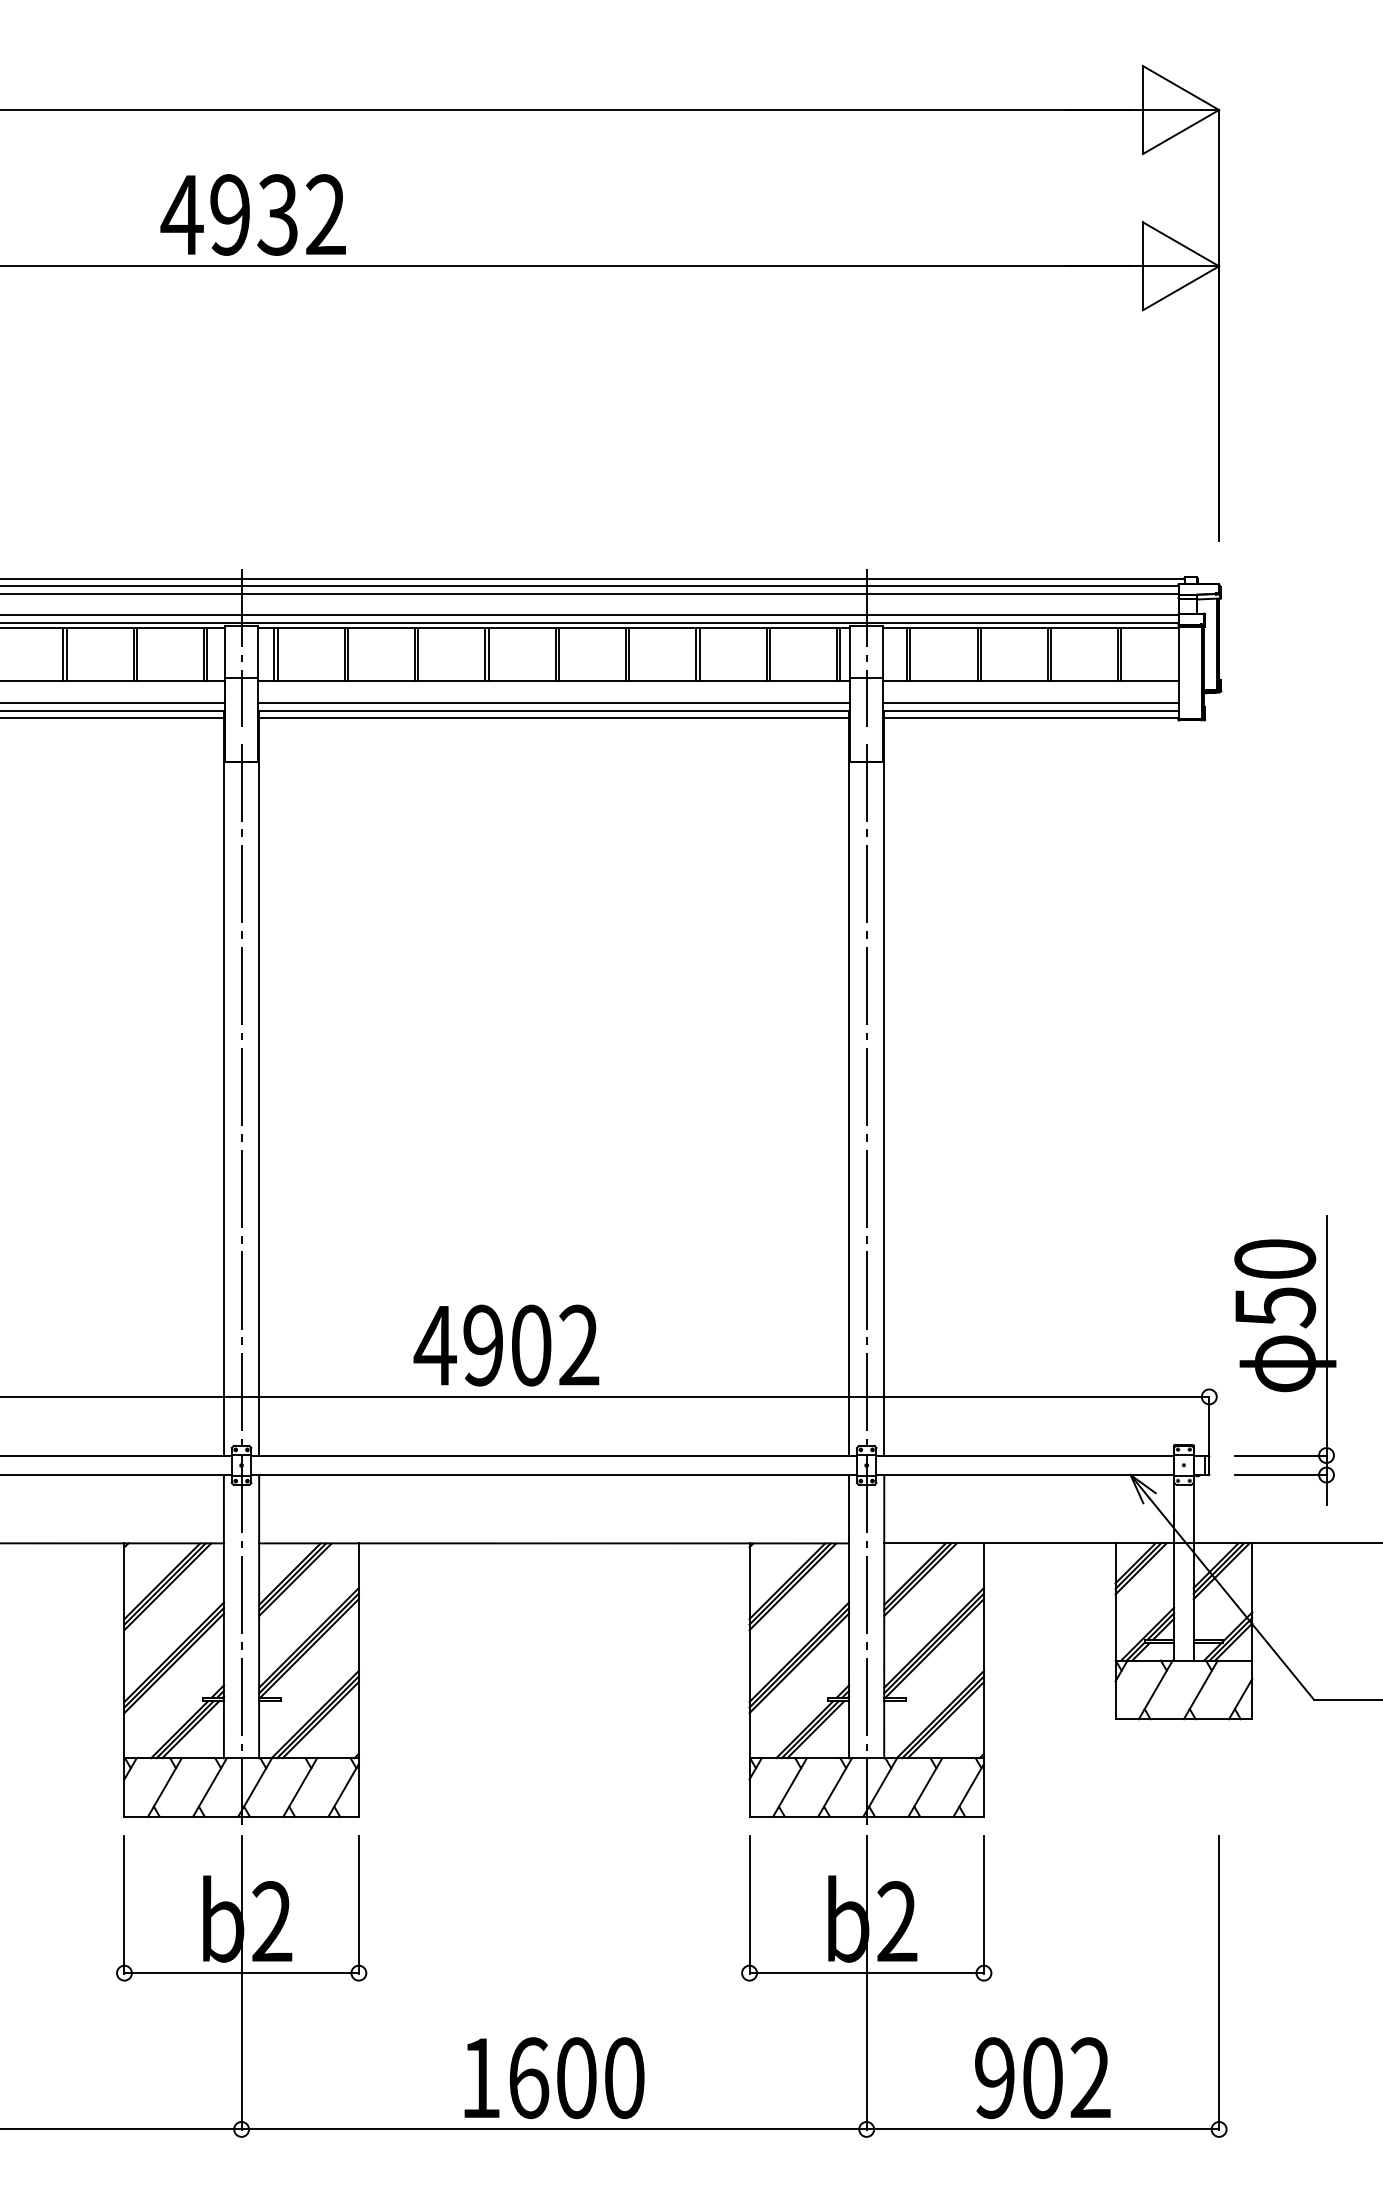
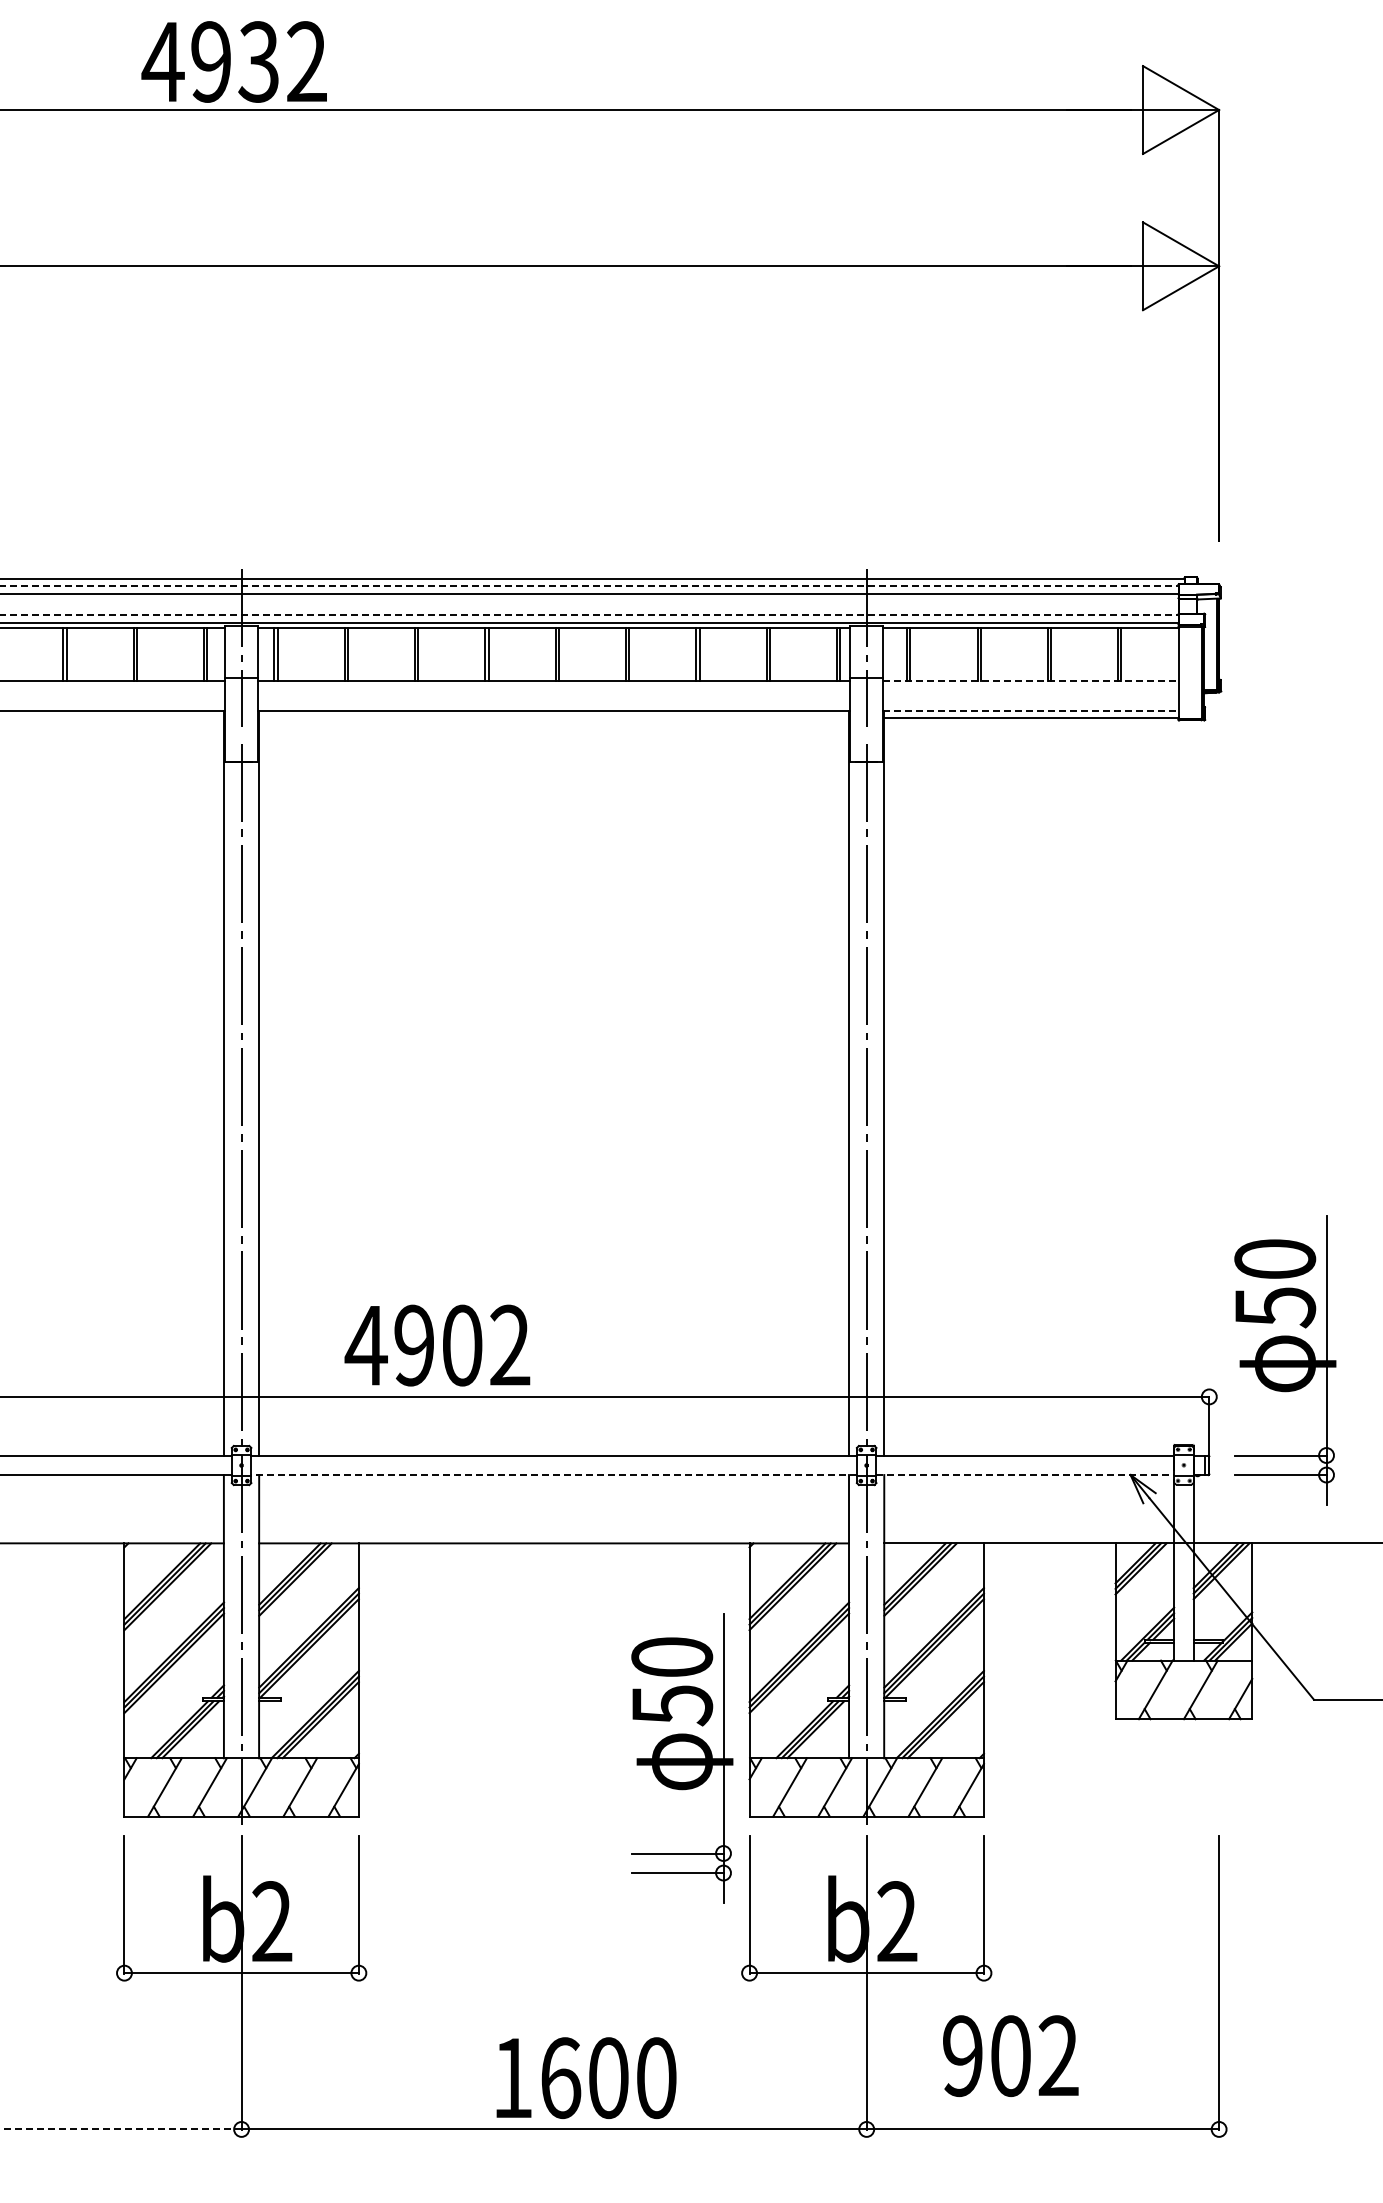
text position: (252, 214) -> (233, 61) (233, 61)
line: solid -> dashed (589, 586)
line: solid -> dashed (589, 614)
line: solid -> dashed (1031, 681)
line: present -> none (113, 702)
line: present -> none (554, 702)
line: present -> none (1031, 702)
line: solid -> dashed (1031, 710)
line: present -> none (112, 717)
line: present -> none (554, 717)
text position: (506, 1345) -> (437, 1345) (437, 1345)
line: solid -> dashed (554, 1475)
line: solid -> dashed (1025, 1475)
part: none -> present (682, 1758)
text position: (554, 2077) -> (586, 2077) (586, 2077)
text position: (1042, 2077) -> (1010, 2055) (1010, 2055)
line: solid -> dashed (120, 2129)
